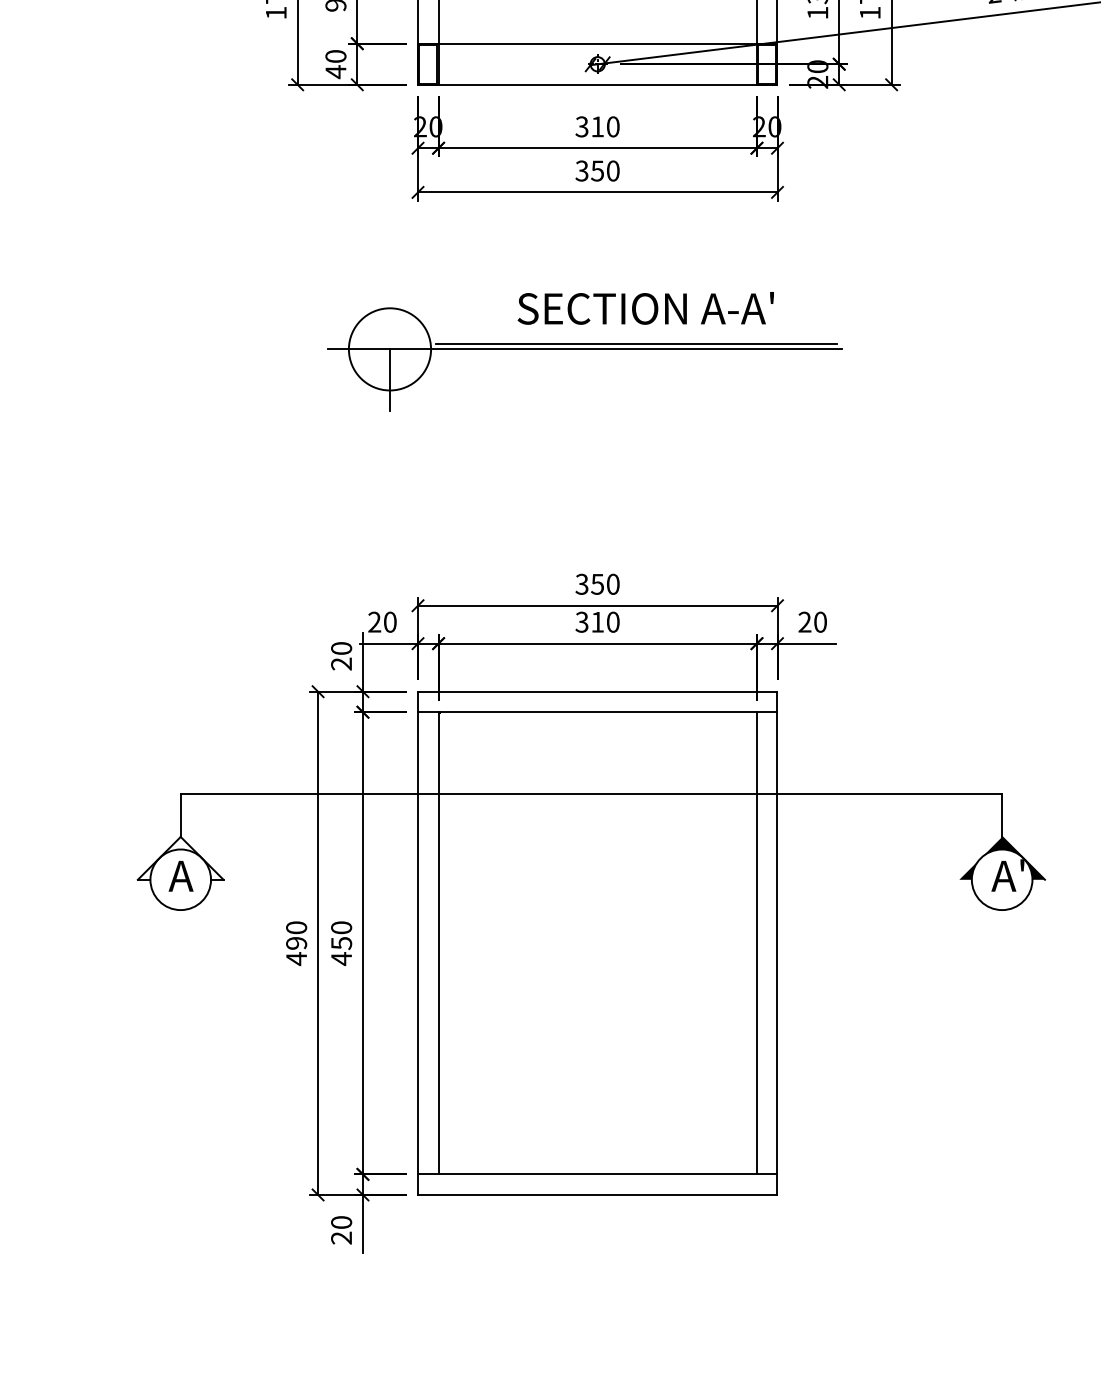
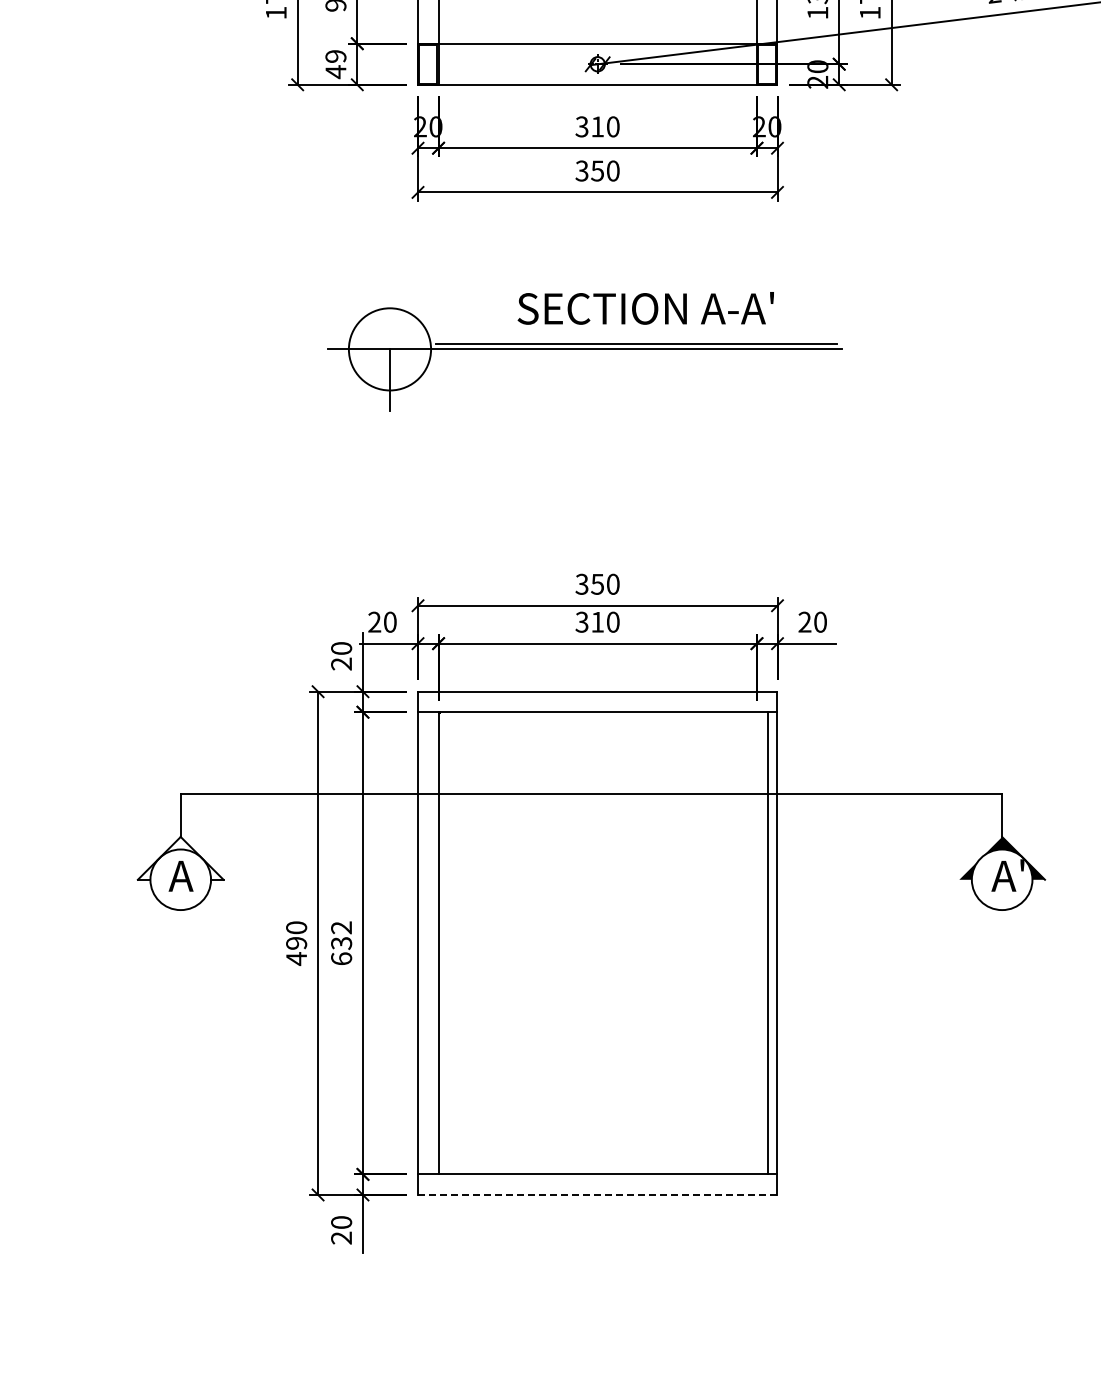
text: 40 -> 49 (335, 56)
text: 450 -> 632 (341, 943)
line position: (756, 943) -> (767, 943) (767, 943)
line: solid -> dashed (597, 1194)
